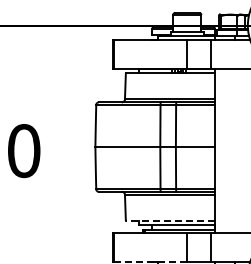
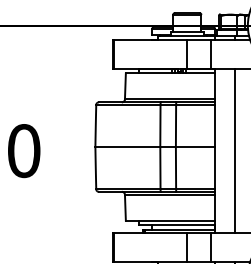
line: none -> present (235, 150)
line: dashed -> solid (170, 220)
line: dashed -> solid (150, 261)
